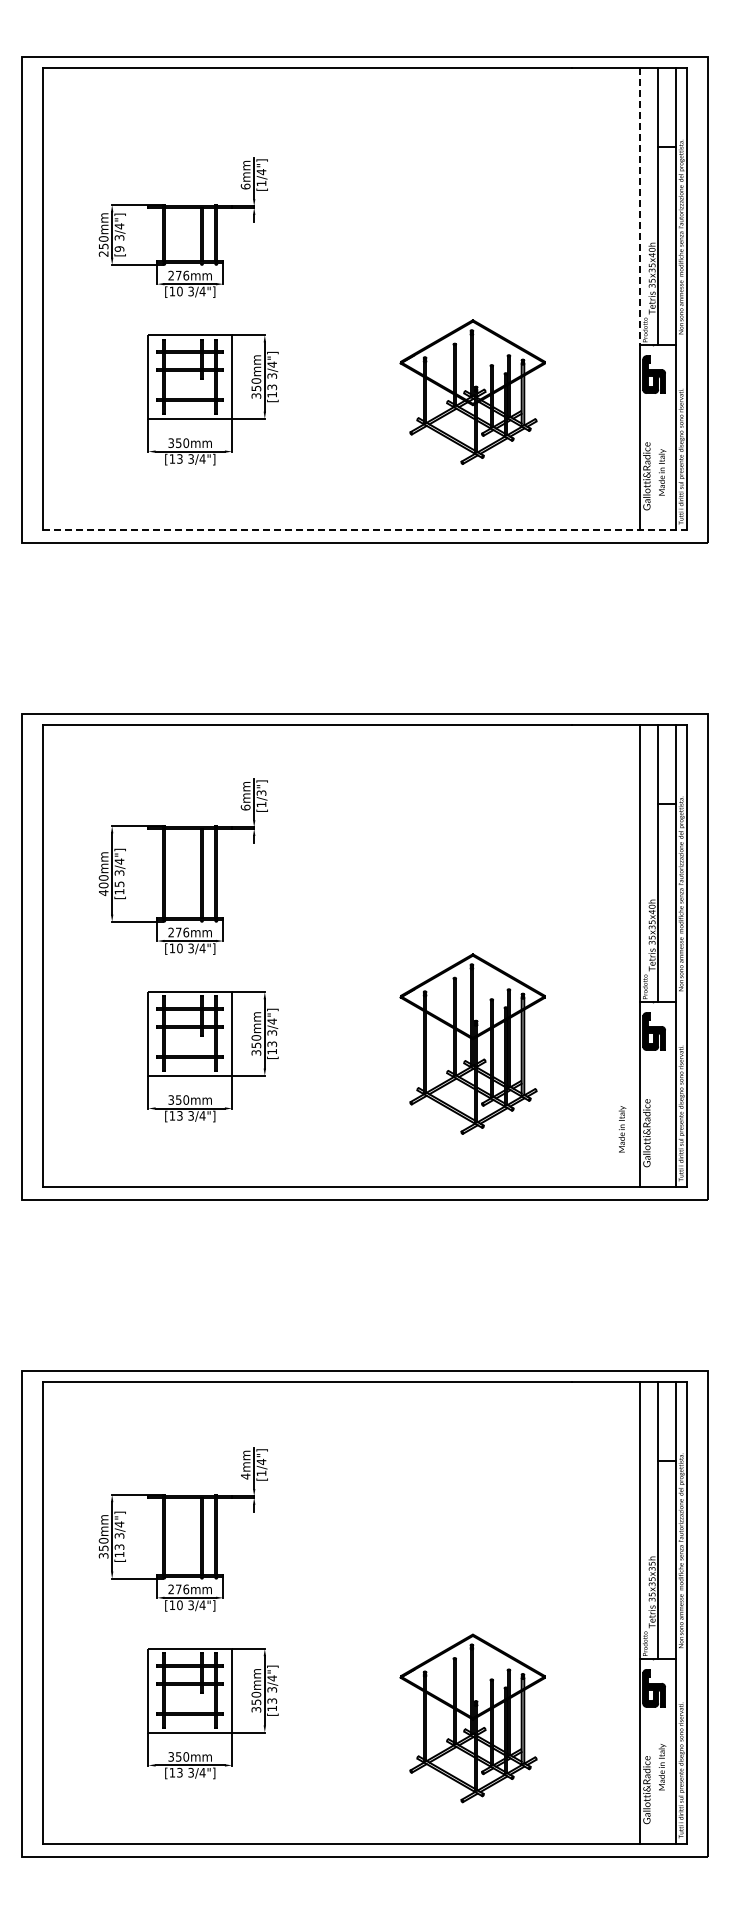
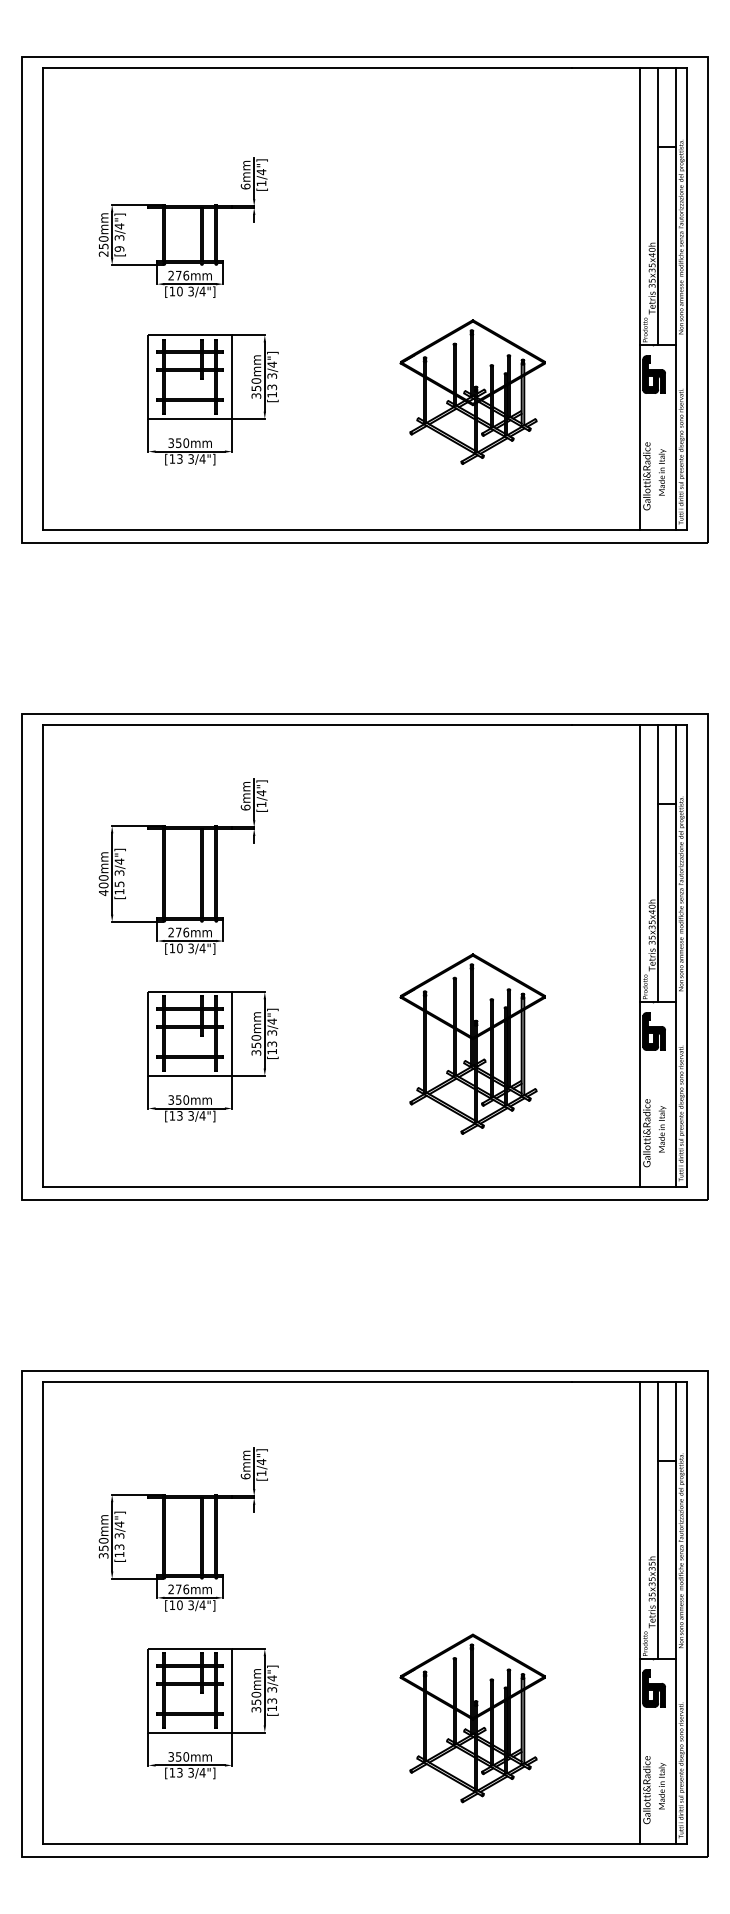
line: dashed -> solid (639, 206)
line: dashed -> solid (365, 530)
text: [1/3"] -> [1/4"] (261, 793)
text position: (622, 1129) -> (662, 1129) (662, 1129)
text: 4mm -> 6mm (245, 1476)
text position: (662, 1767) -> (662, 1786) (662, 1786)
